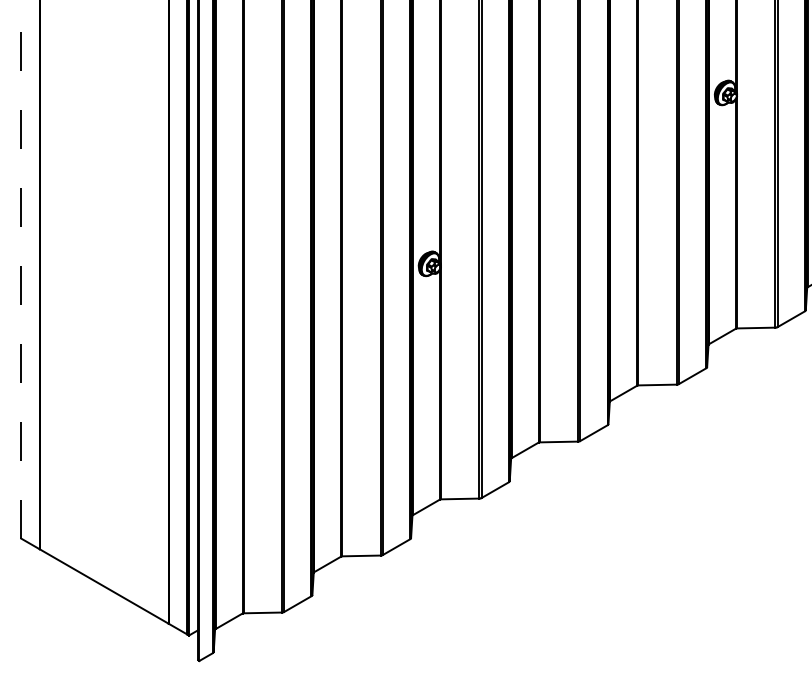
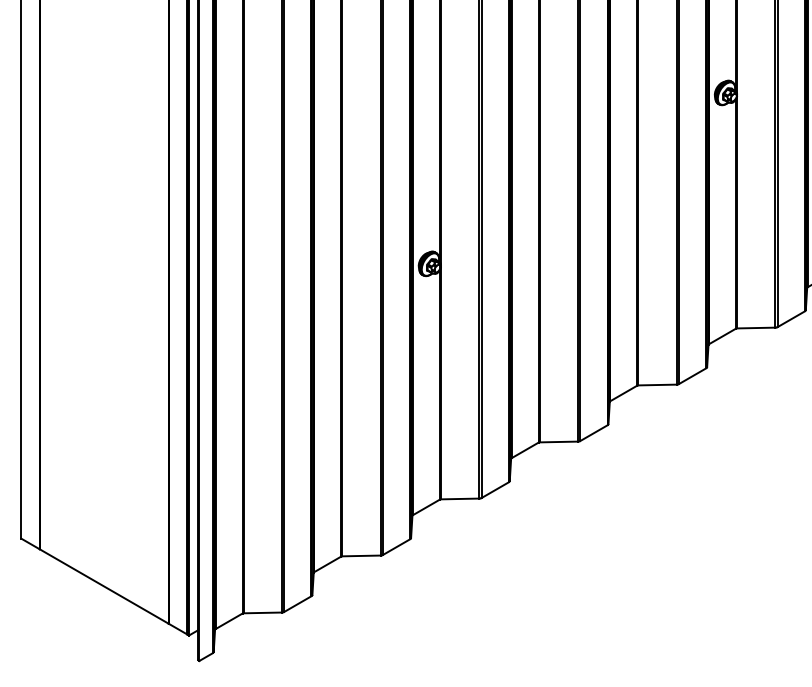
line: dashed -> solid (21, 269)
